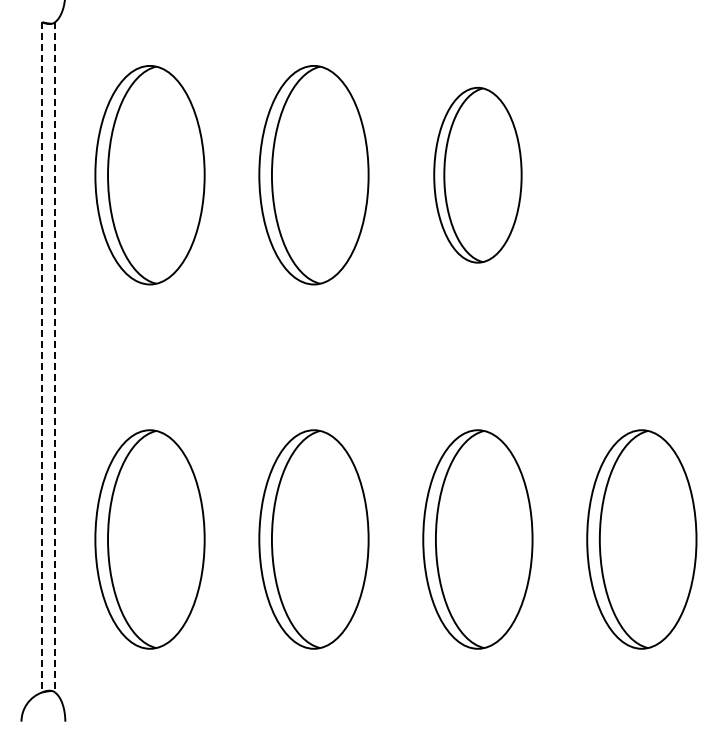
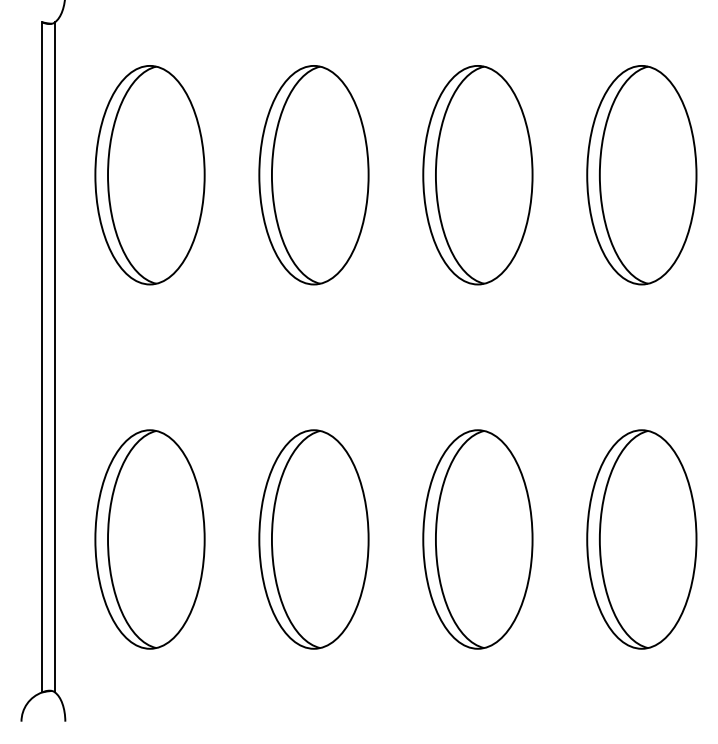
part size: 90x177 px -> 112x221 px (477, 175)
part: none -> present (641, 175)
line: dashed -> solid (42, 357)
line: dashed -> solid (54, 357)
